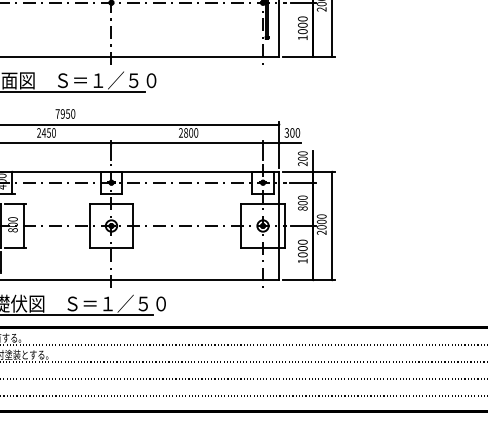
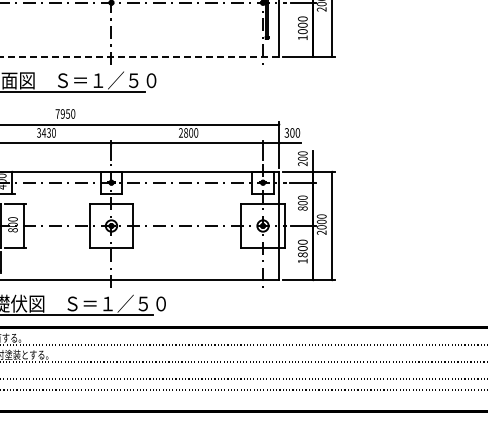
line: solid -> dashed (139, 56)
text: 2450 -> 3430 (43, 132)
text: 1000 -> 1800 (302, 254)
line position: (243, 395) -> (243, 389) (243, 389)
